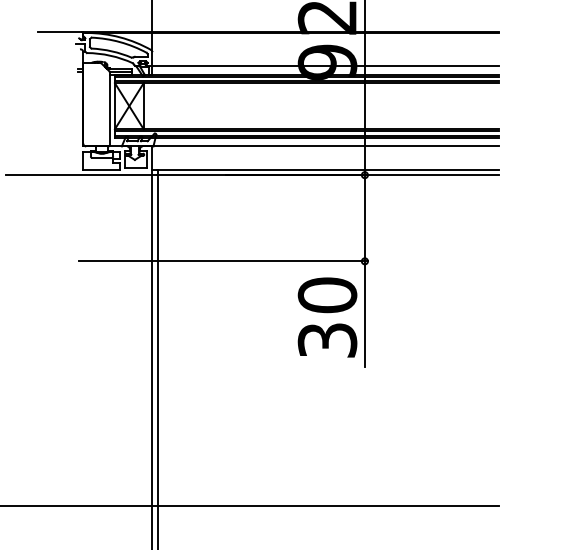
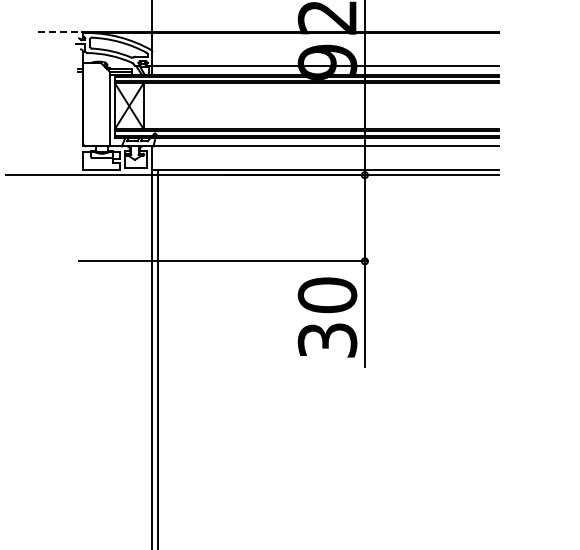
line: solid -> dashed (60, 31)
line: present -> none (250, 505)
